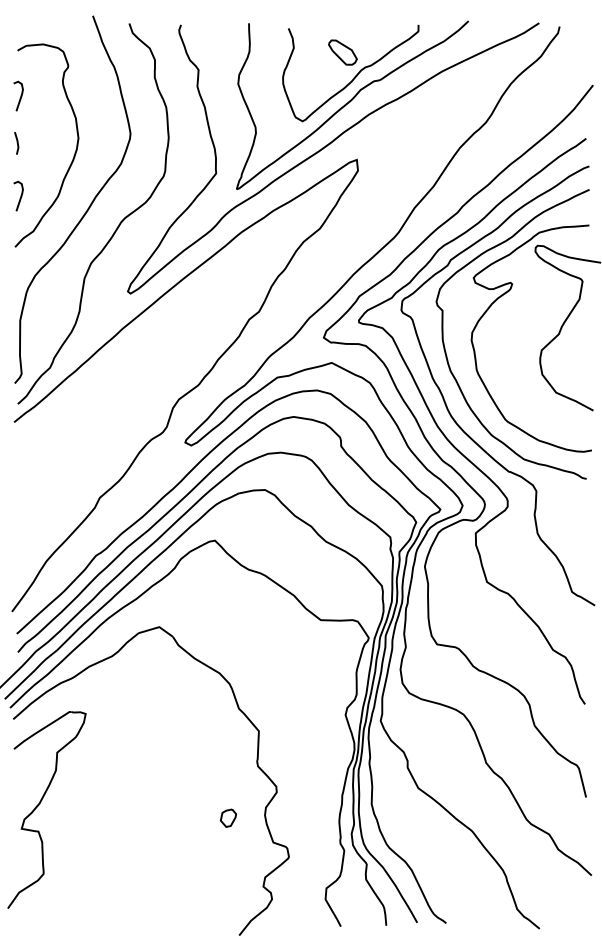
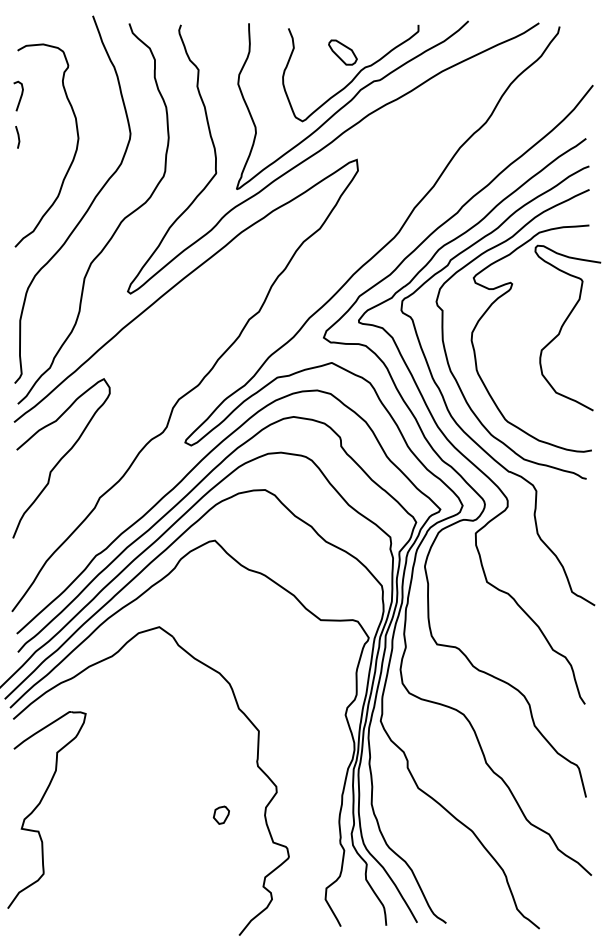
line position: (16, 142) -> (17, 136) (17, 136)
curve: present -> none (20, 195)
curve: none -> present (61, 458)
part position: (227, 817) -> (220, 814) (220, 814)
